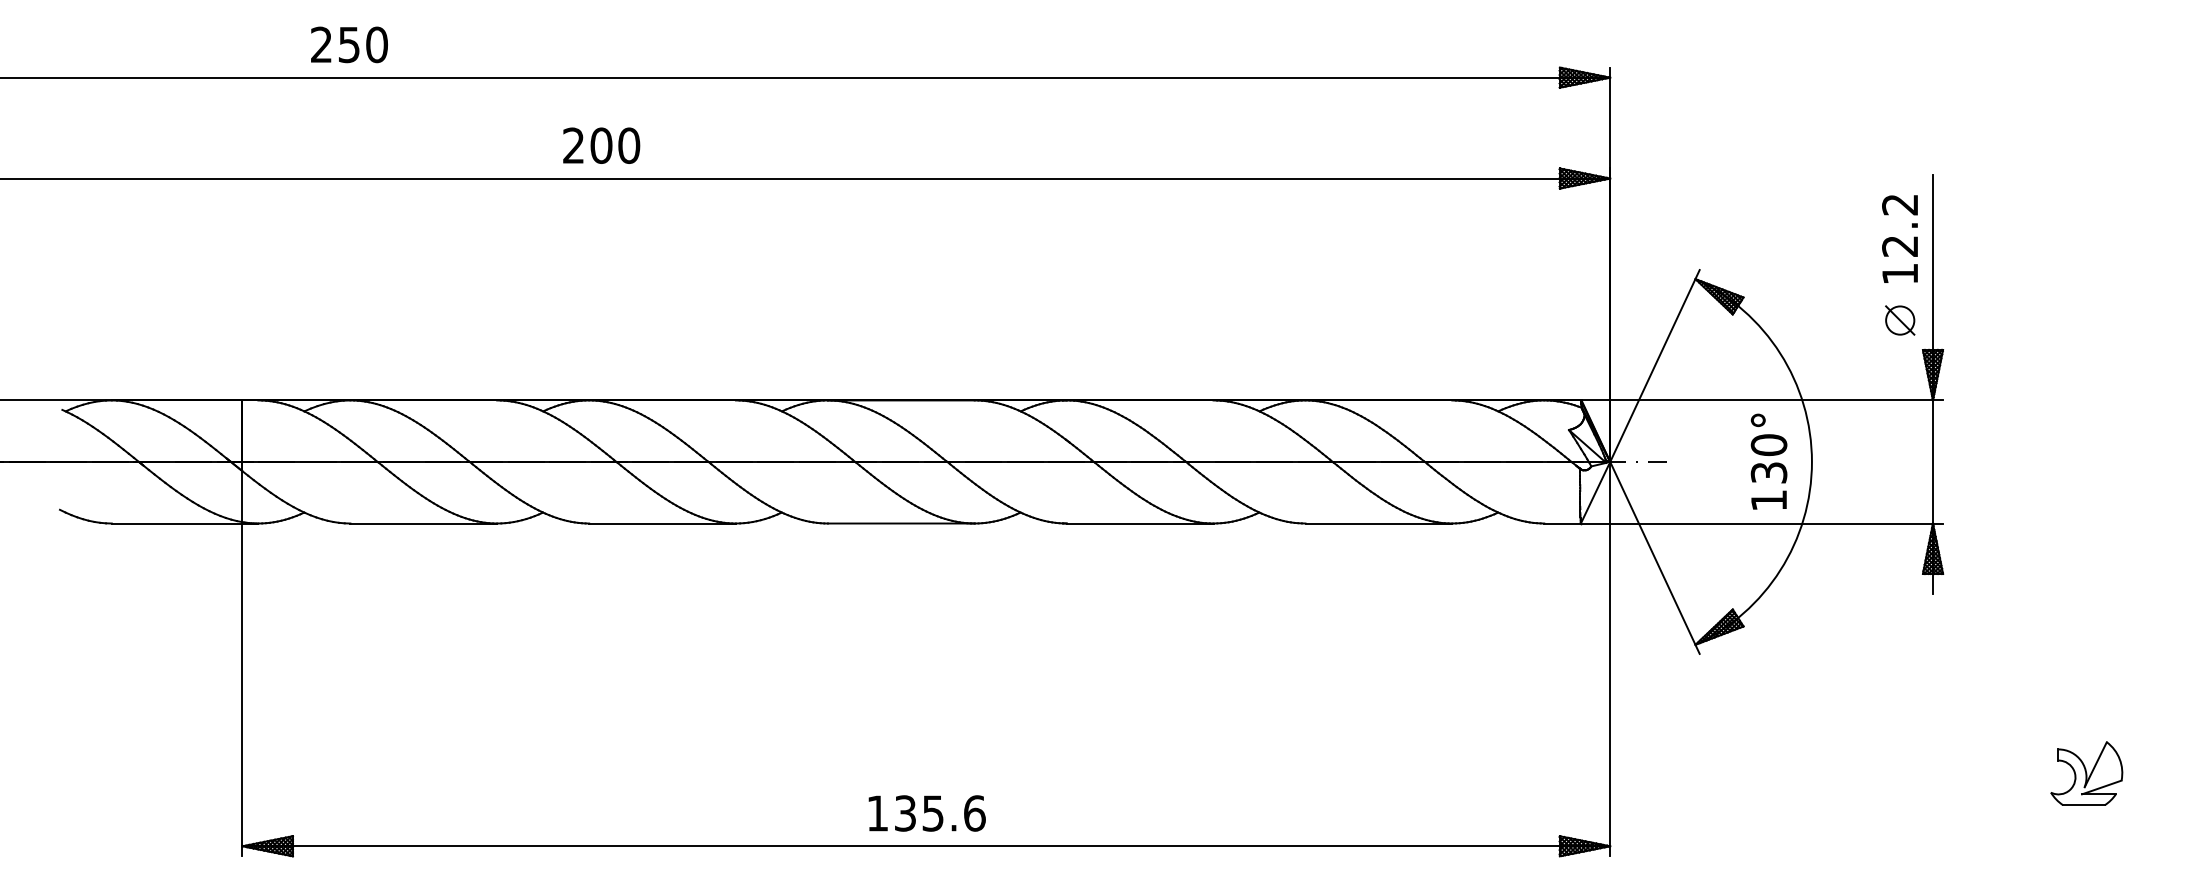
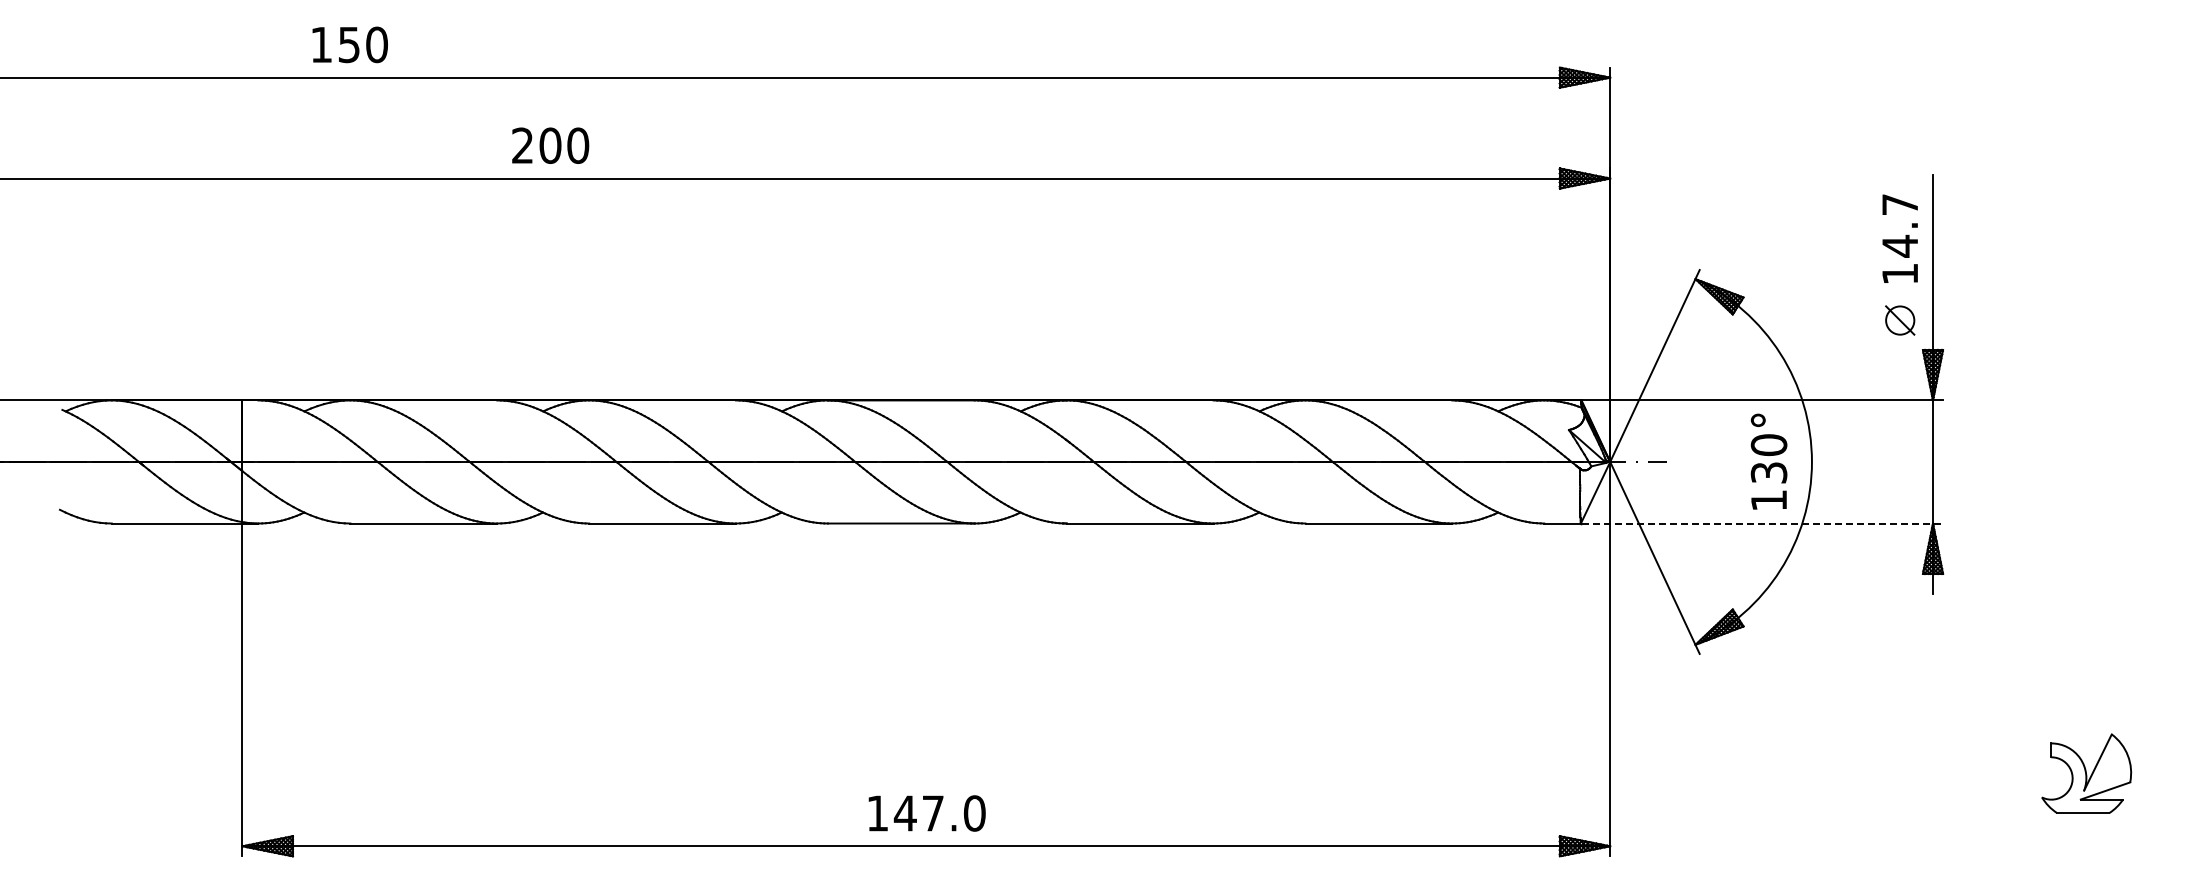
text: 250 -> 150 (321, 44)
text position: (601, 145) -> (550, 145) (550, 145)
text: 12.2 -> 14.7 (1899, 225)
line: solid -> dashed (1762, 523)
part size: 74x65 px -> 92x81 px (2086, 773)
text: 135.6 -> 147.0 (939, 813)
